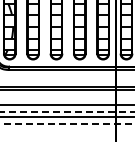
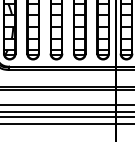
line: dashed -> solid (67, 112)
line: dashed -> solid (66, 124)
